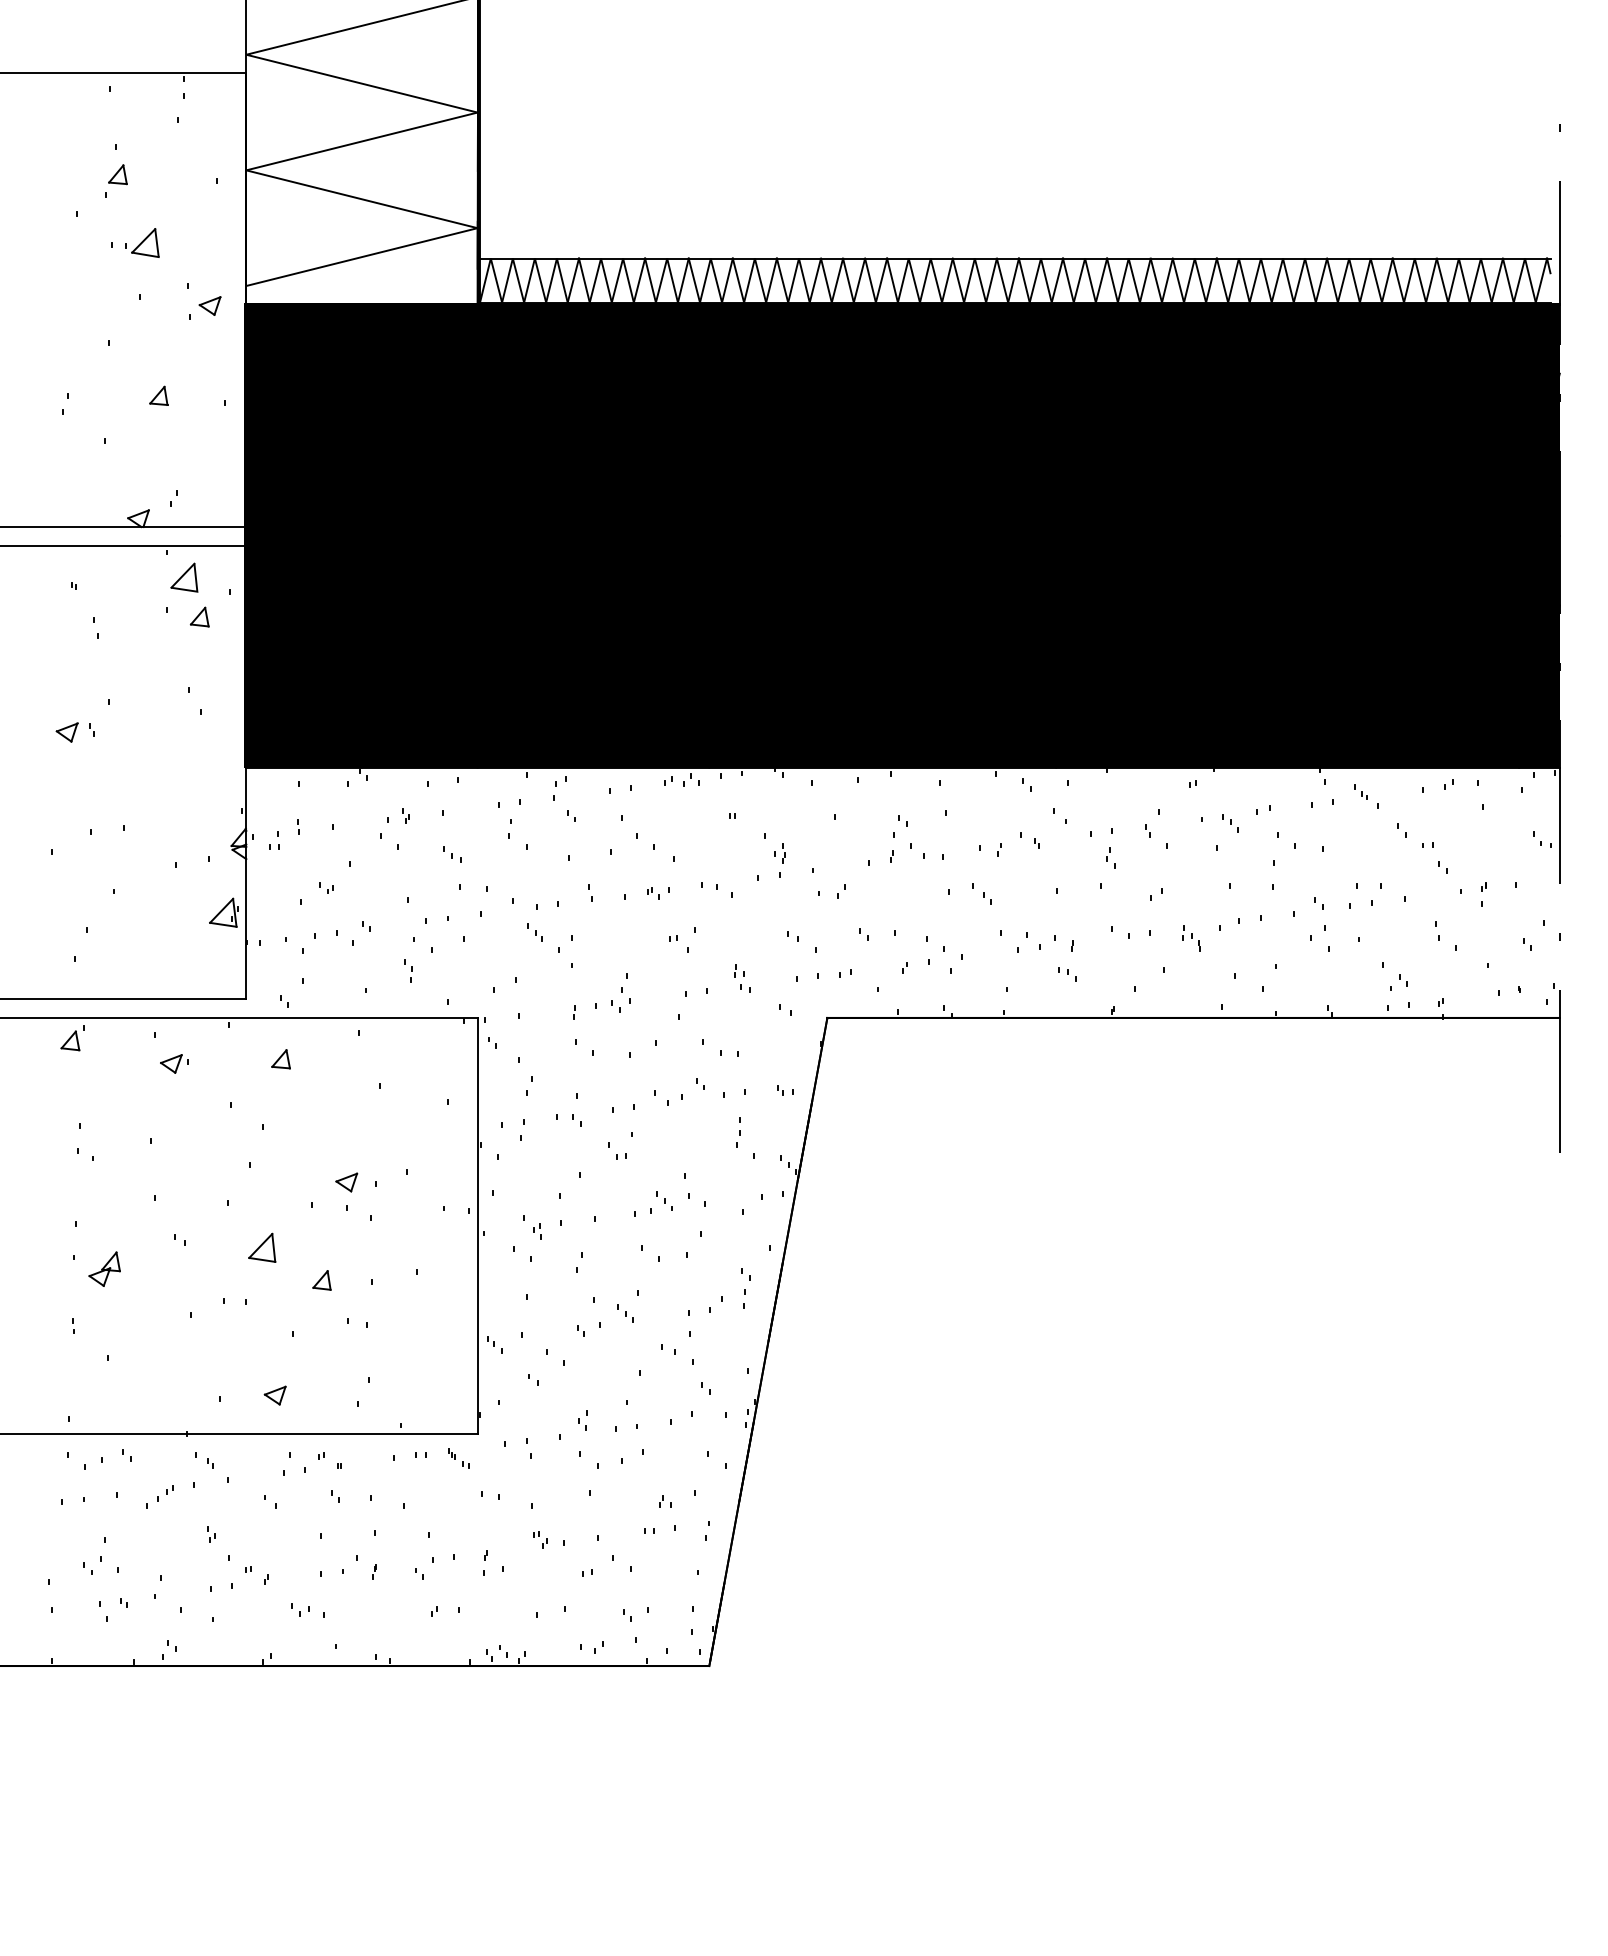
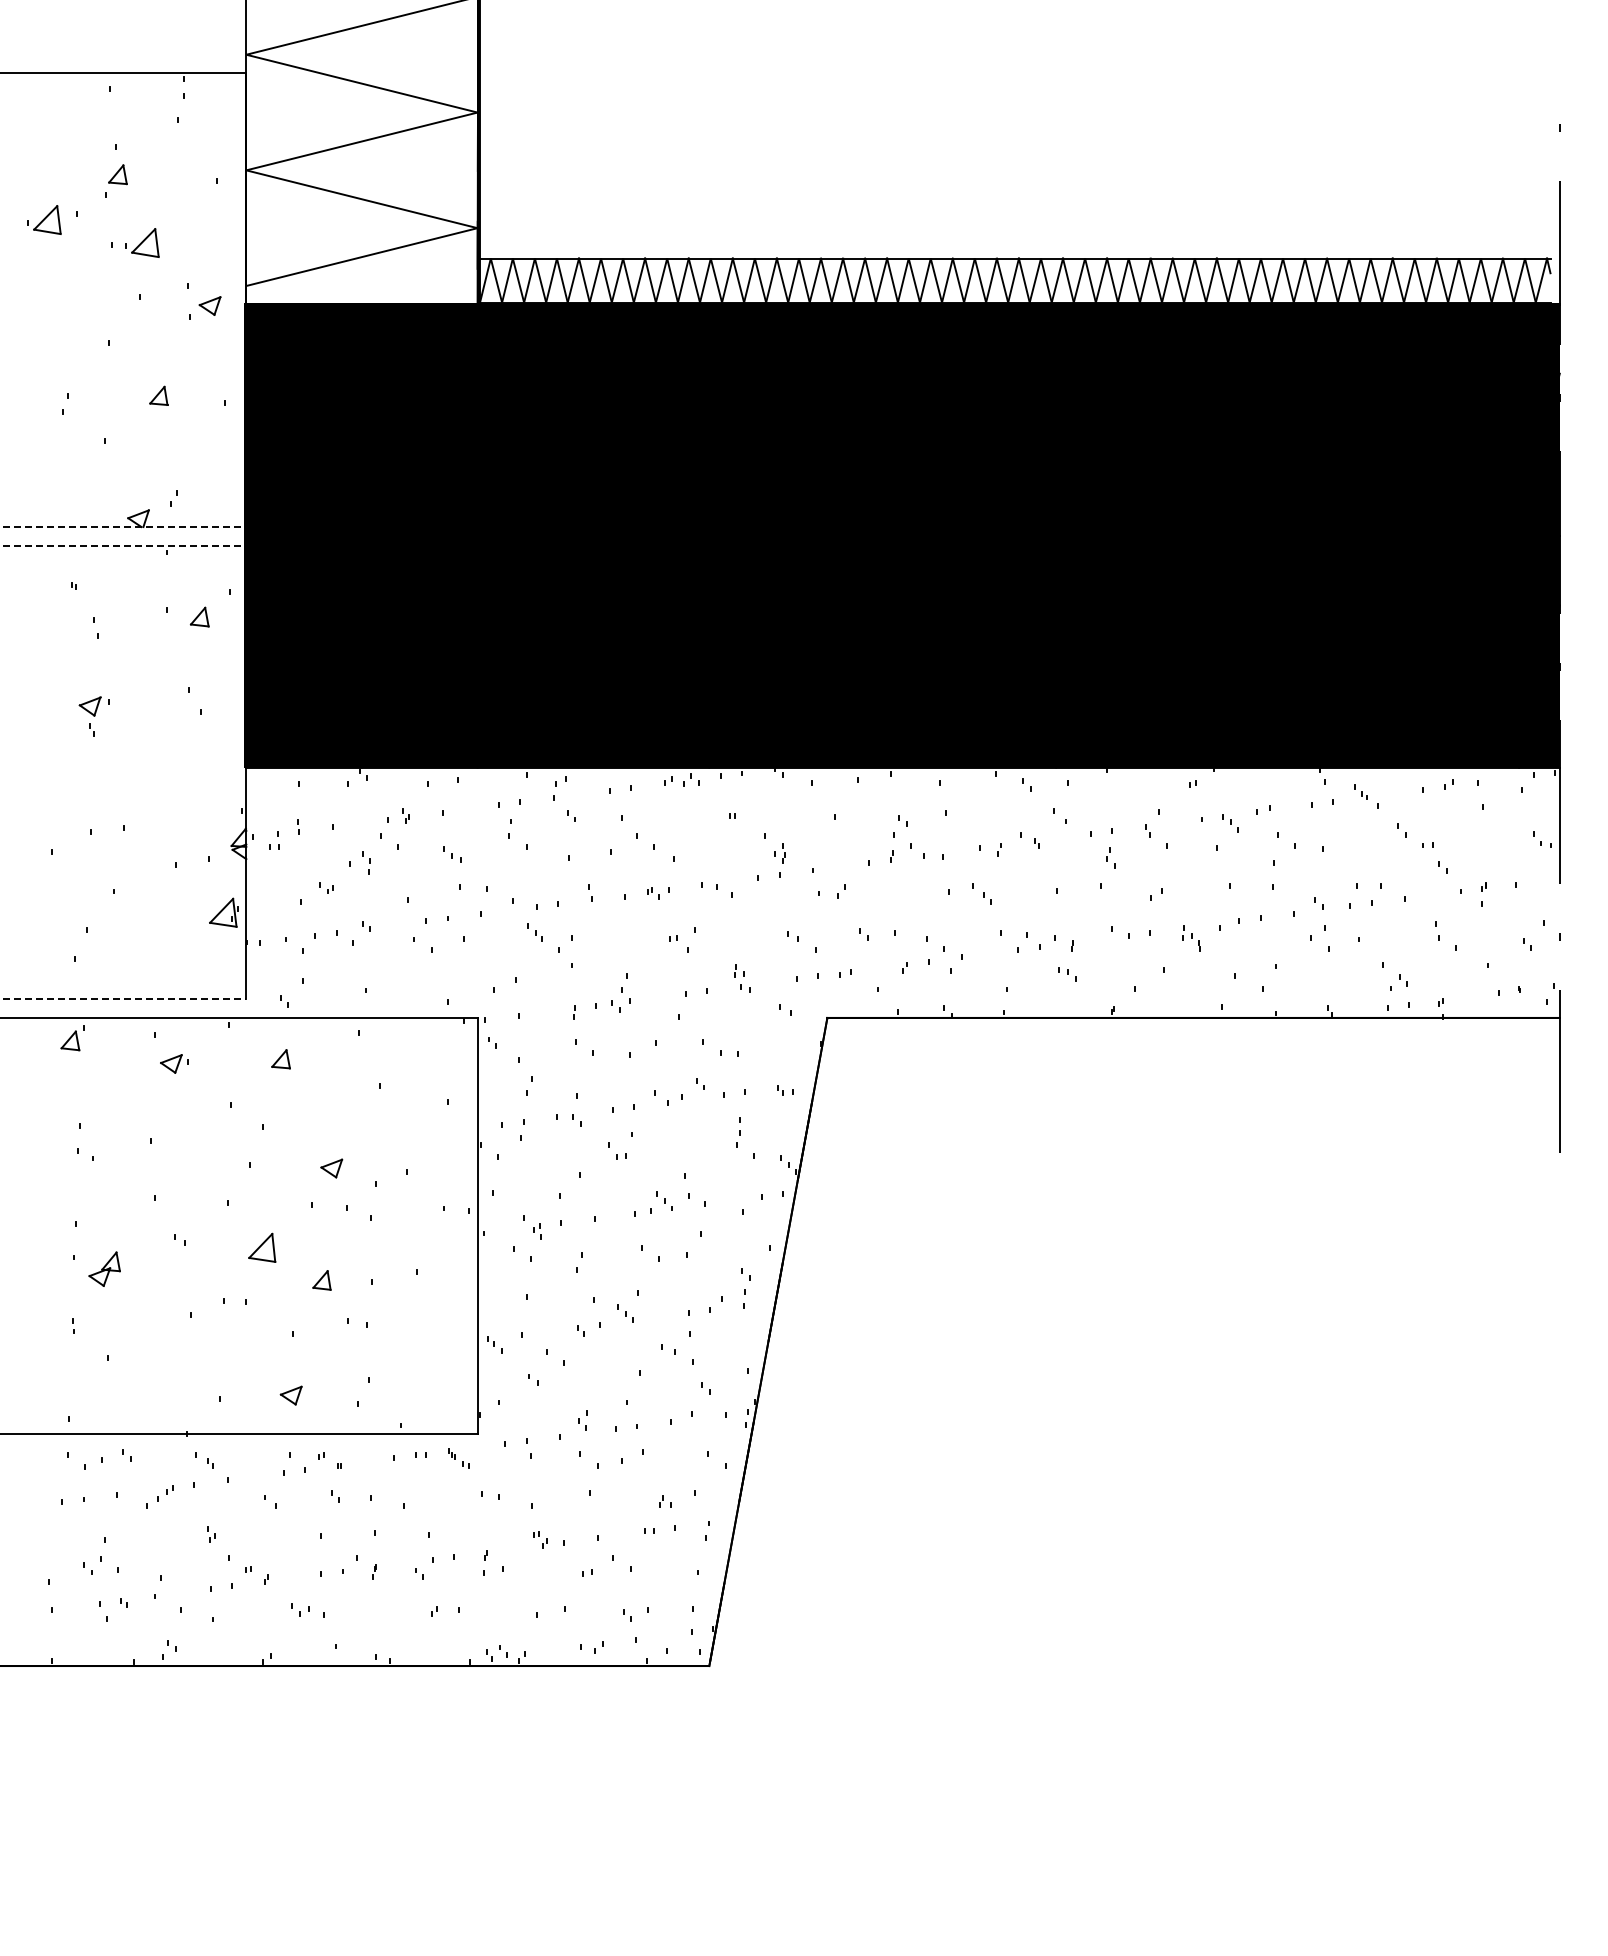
part: none -> present (44, 219)
line: solid -> dashed (123, 527)
line: solid -> dashed (123, 545)
part: present -> none (184, 577)
part position: (66, 732) -> (89, 706) (89, 706)
part position: (408, 970) -> (366, 862) (366, 862)
line: solid -> dashed (123, 999)
part position: (346, 1182) -> (331, 1168) (331, 1168)
part position: (274, 1395) -> (290, 1395) (290, 1395)
